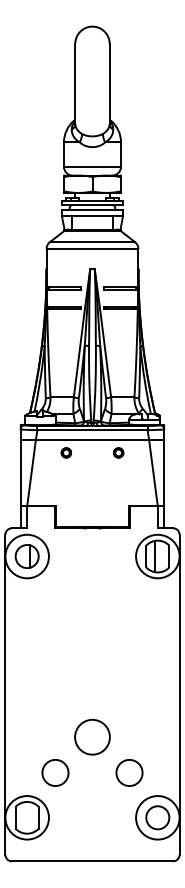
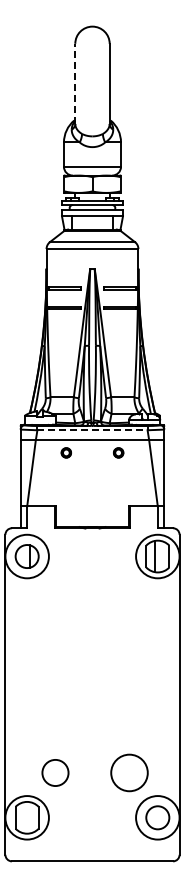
line: solid -> dashed (75, 83)
line: solid -> dashed (93, 430)
circle: present -> none (92, 737)
circle diameter: 26 px -> 37 px (129, 772)
